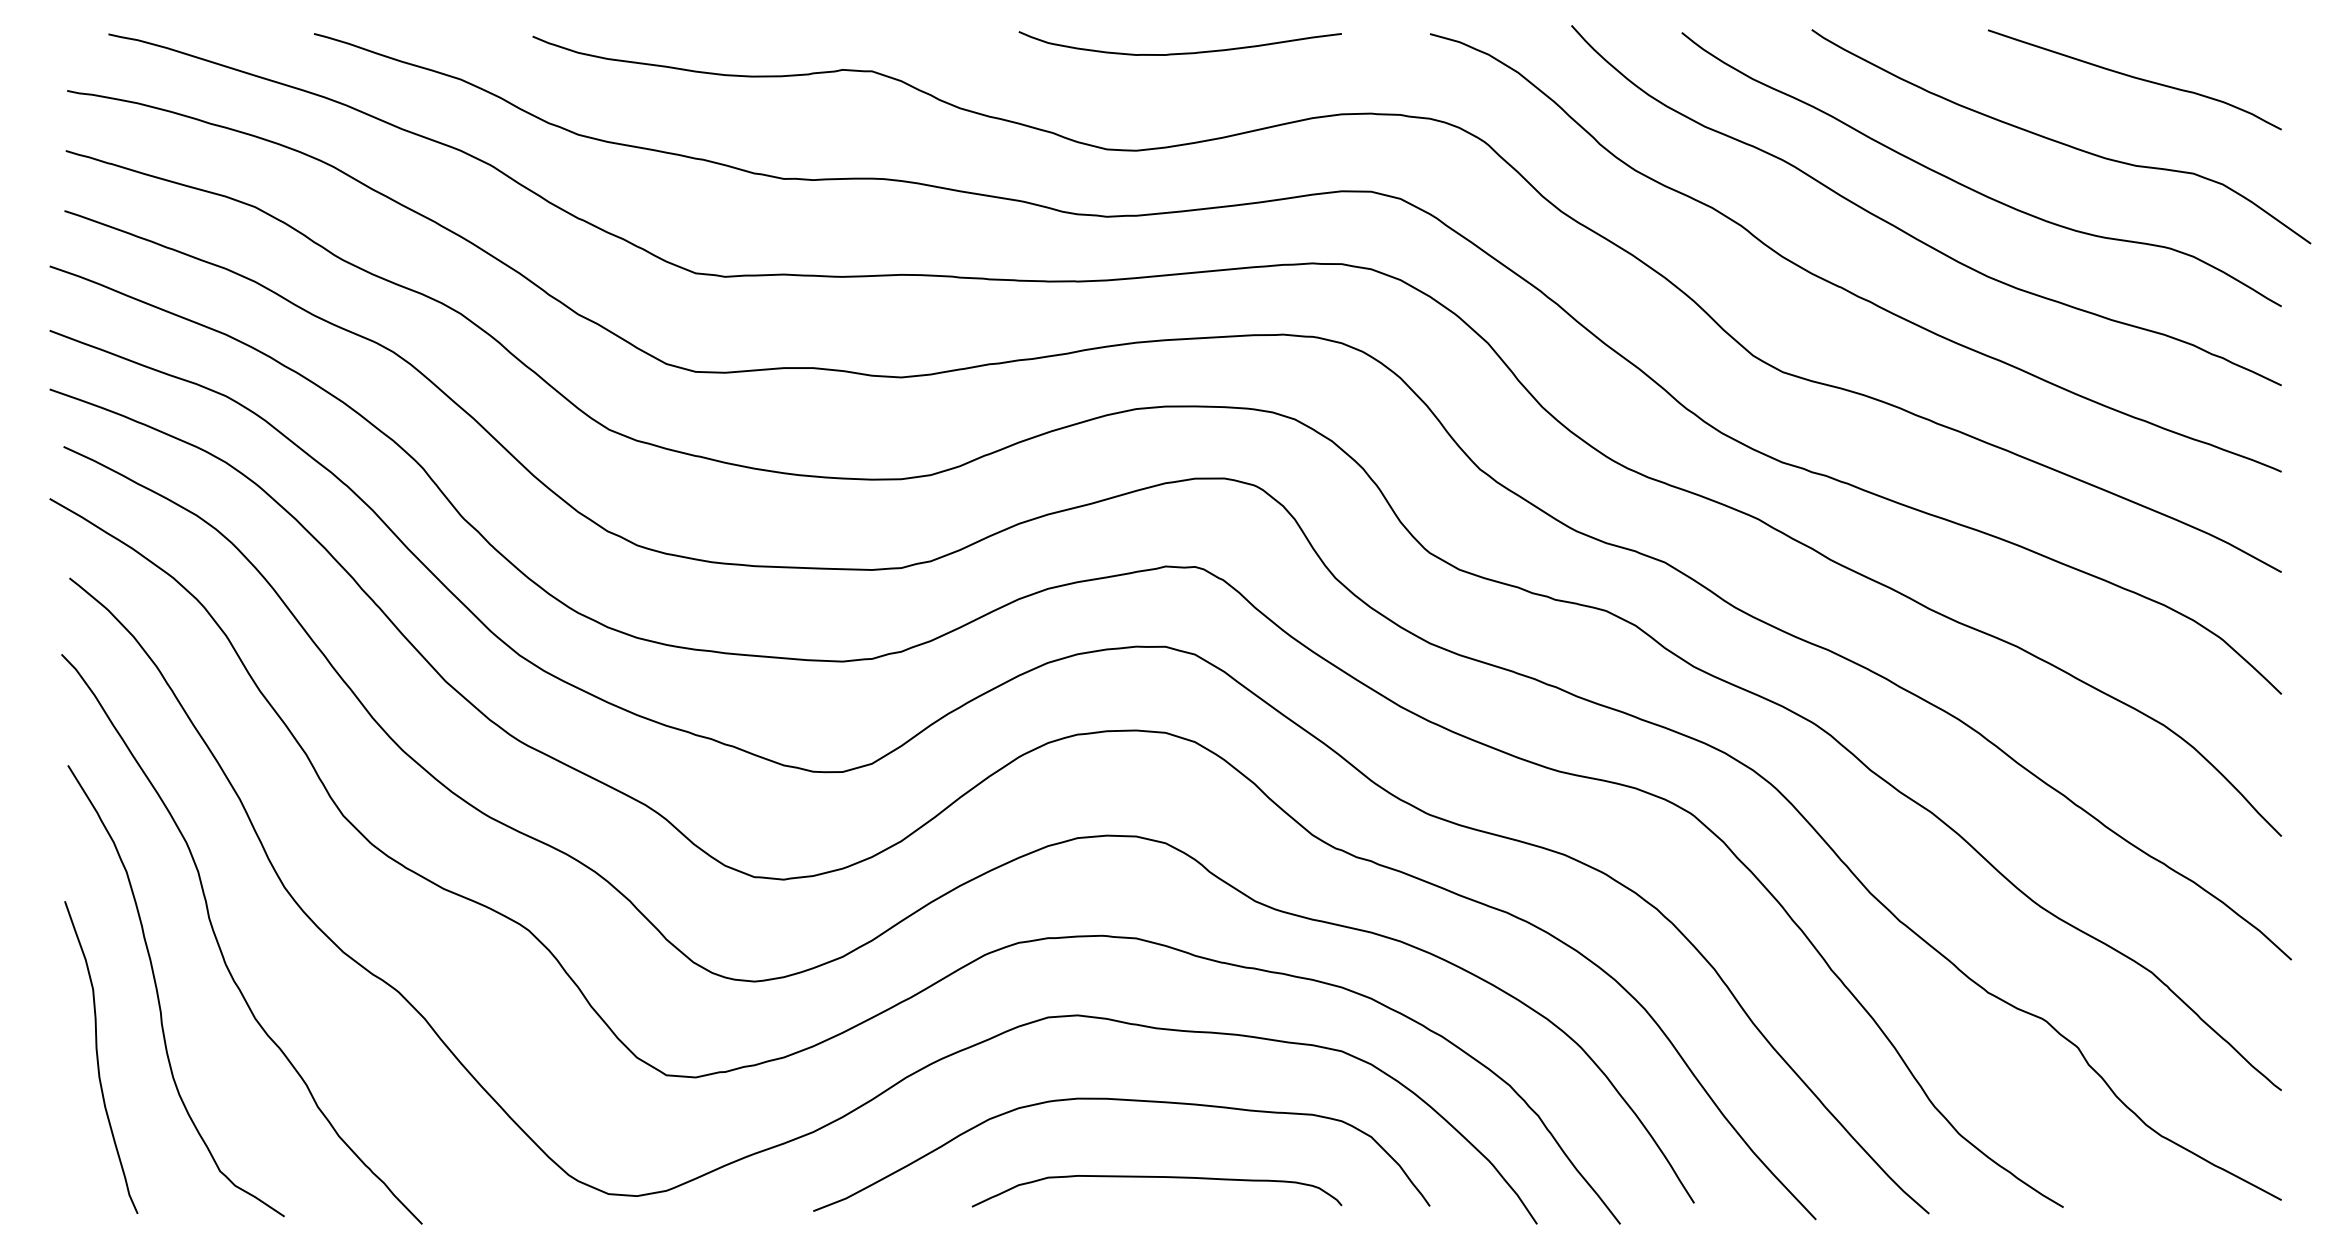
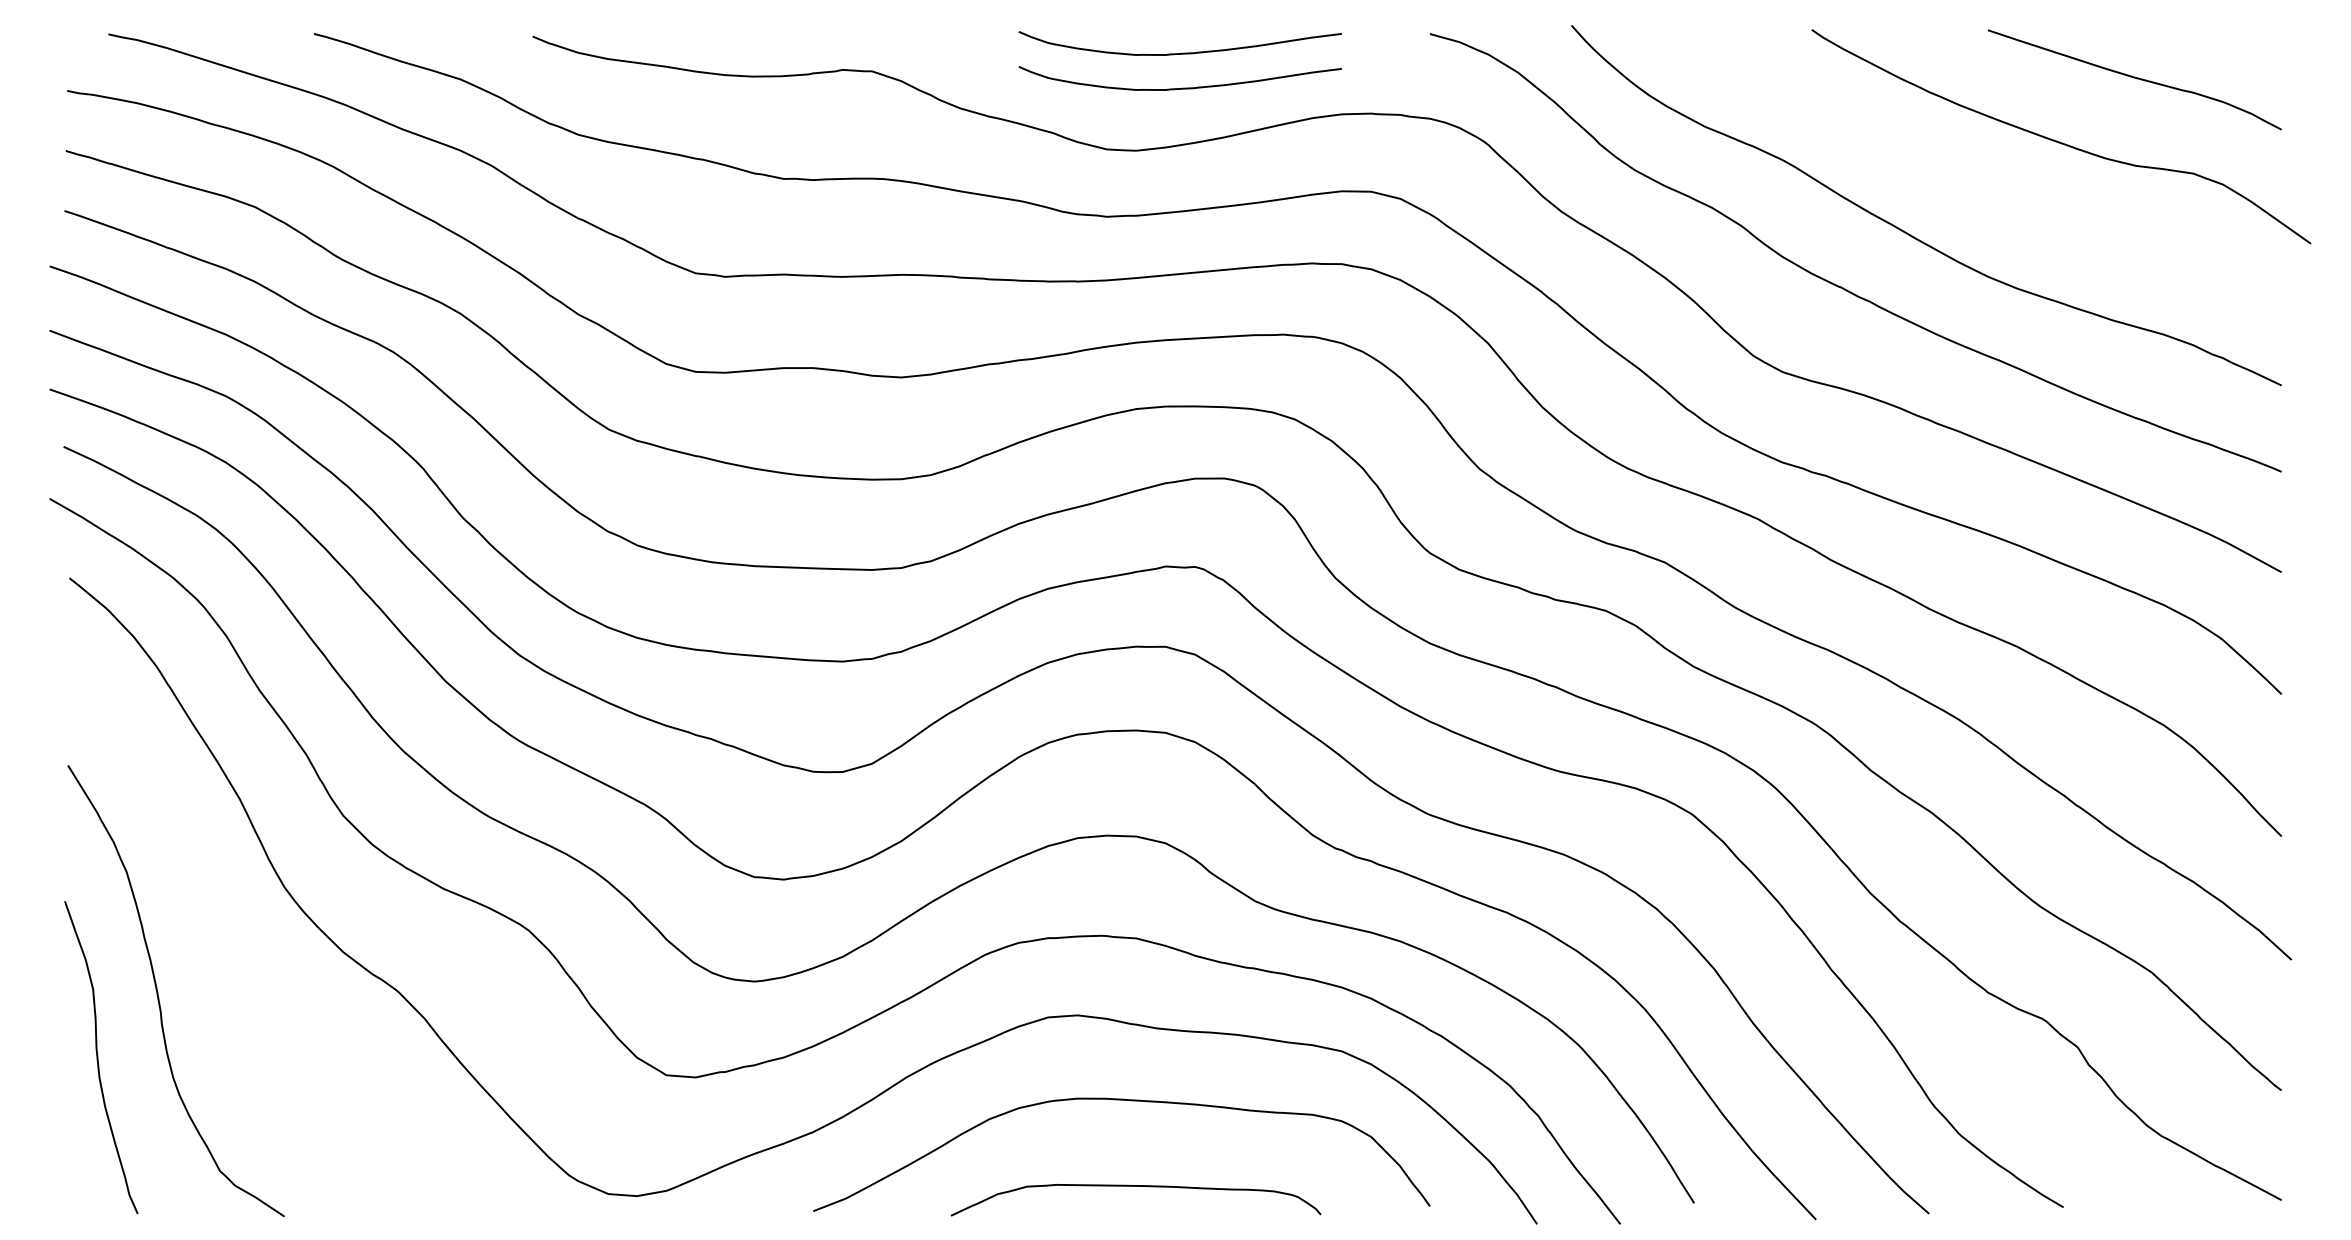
curve: none -> present (1181, 87)
curve: present -> none (1972, 188)
curve: present -> none (220, 946)
curve position: (1156, 1177) -> (1135, 1186) (1135, 1186)
